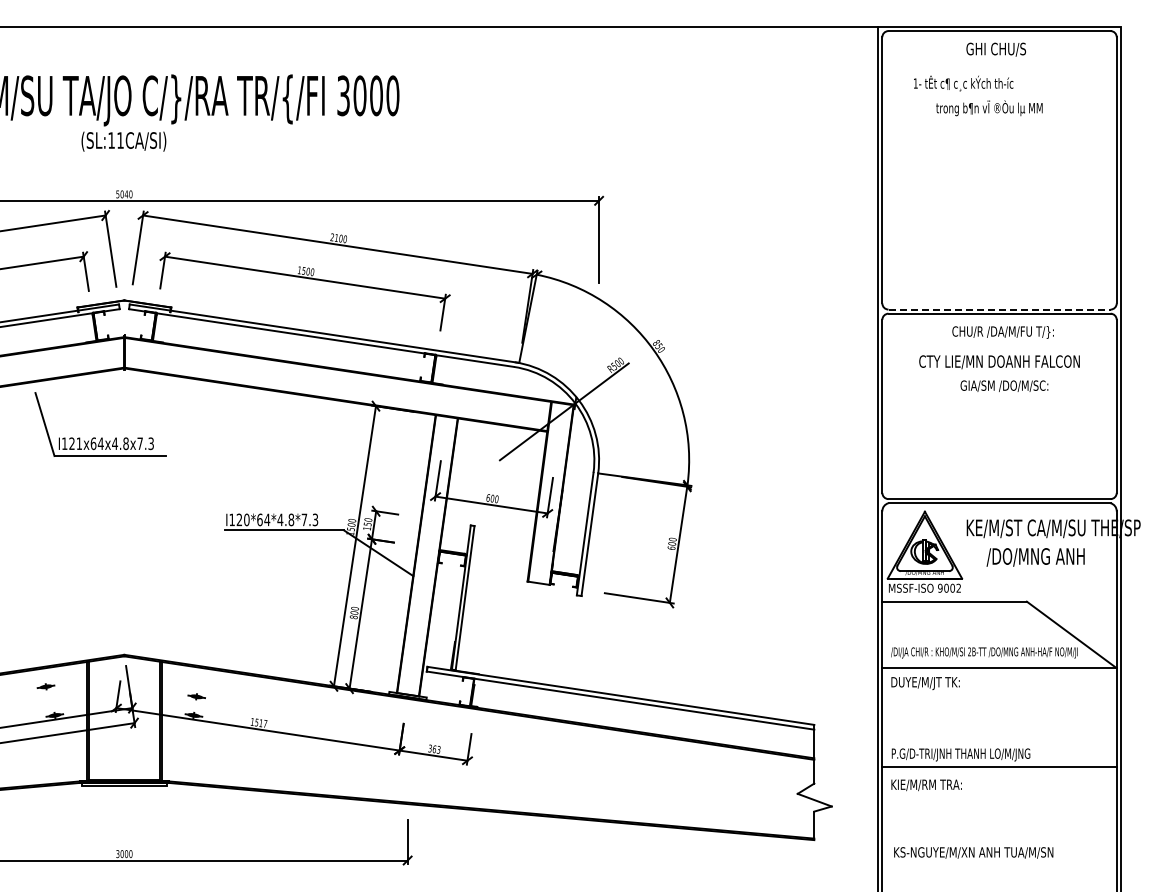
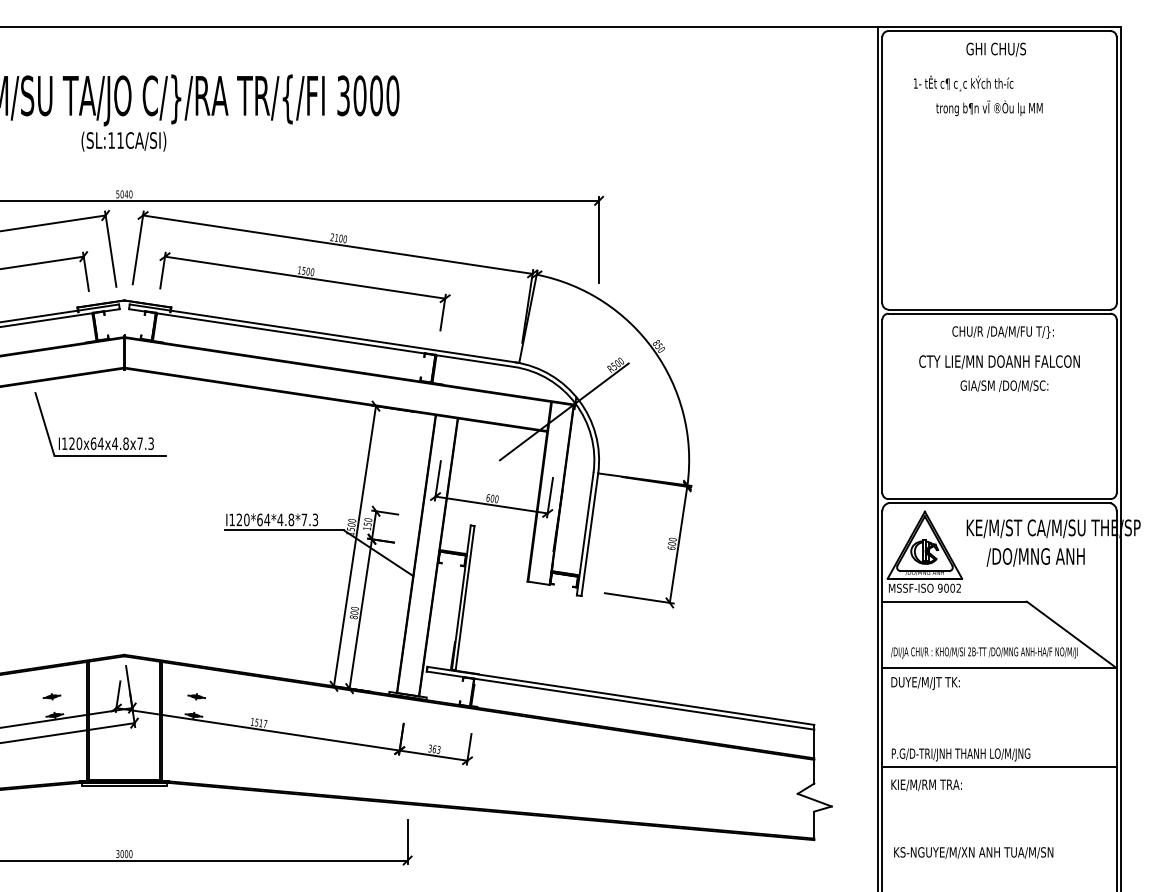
line: dashed -> solid (1000, 309)
text: I121x64x4.8x7.3 -> I120x64x4.8x7.3 (79, 443)
part position: (45, 686) -> (51, 696) (51, 696)
